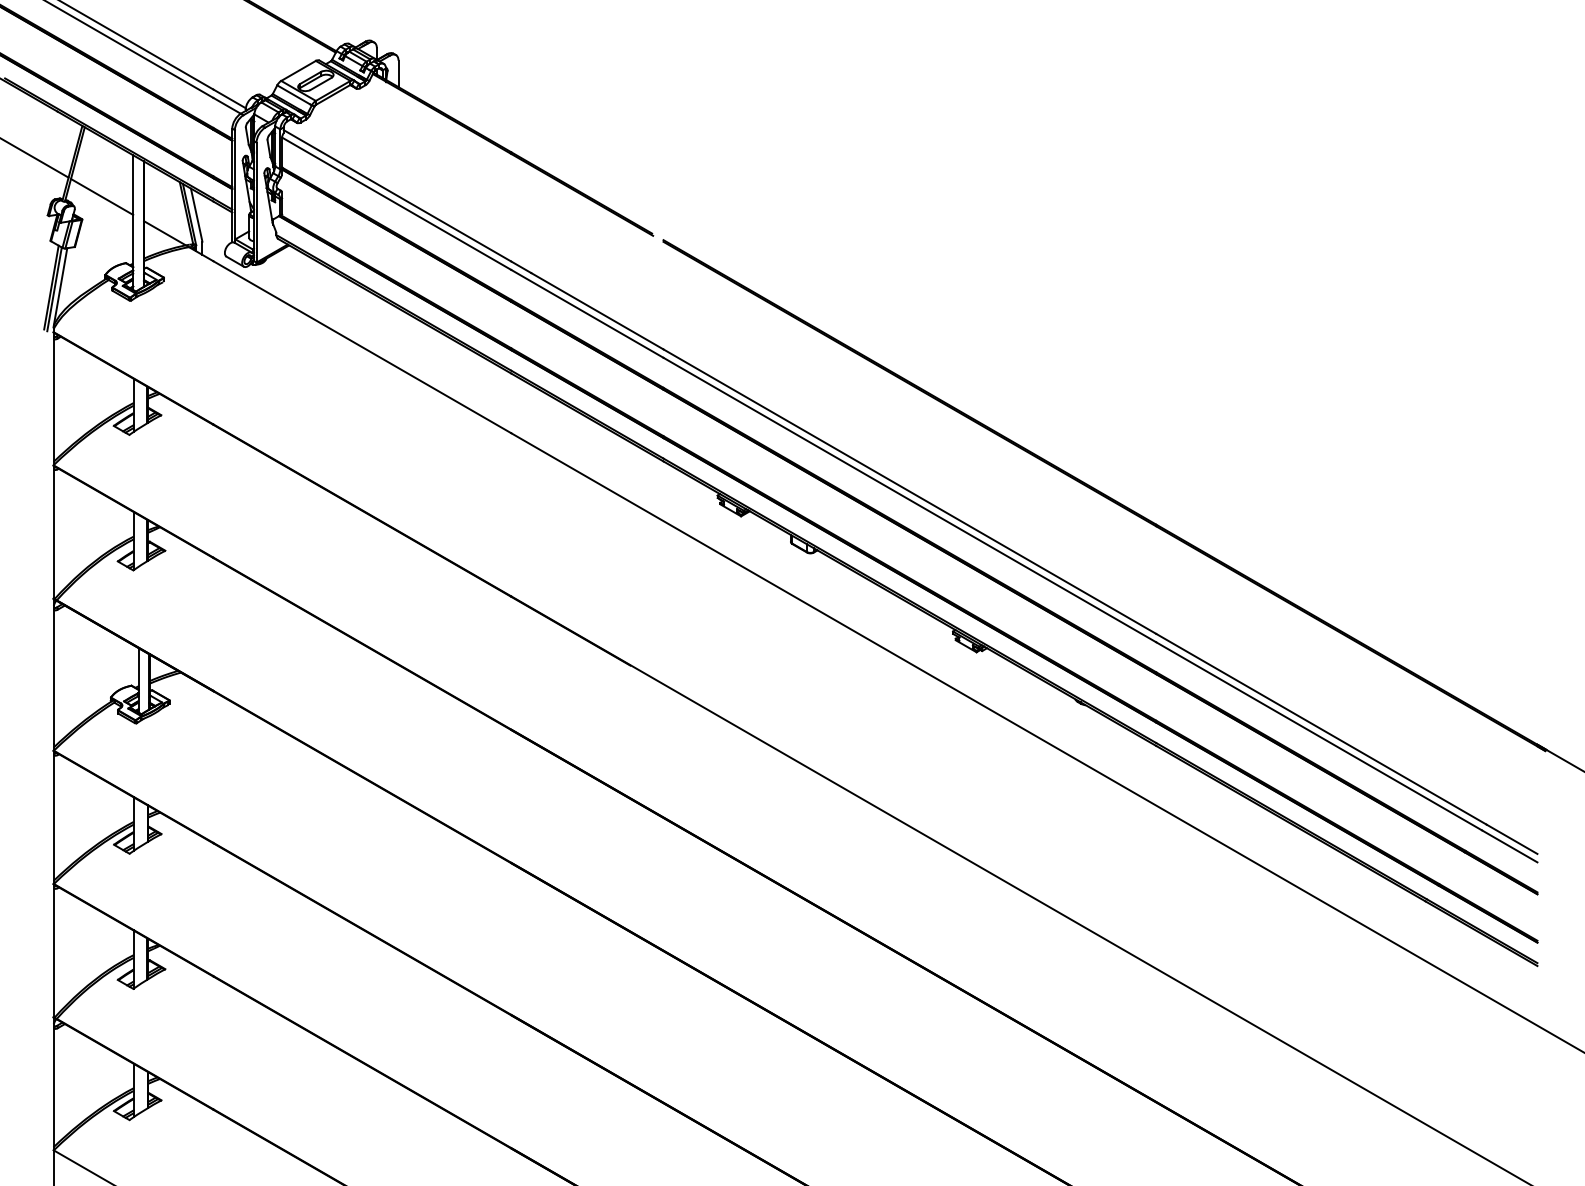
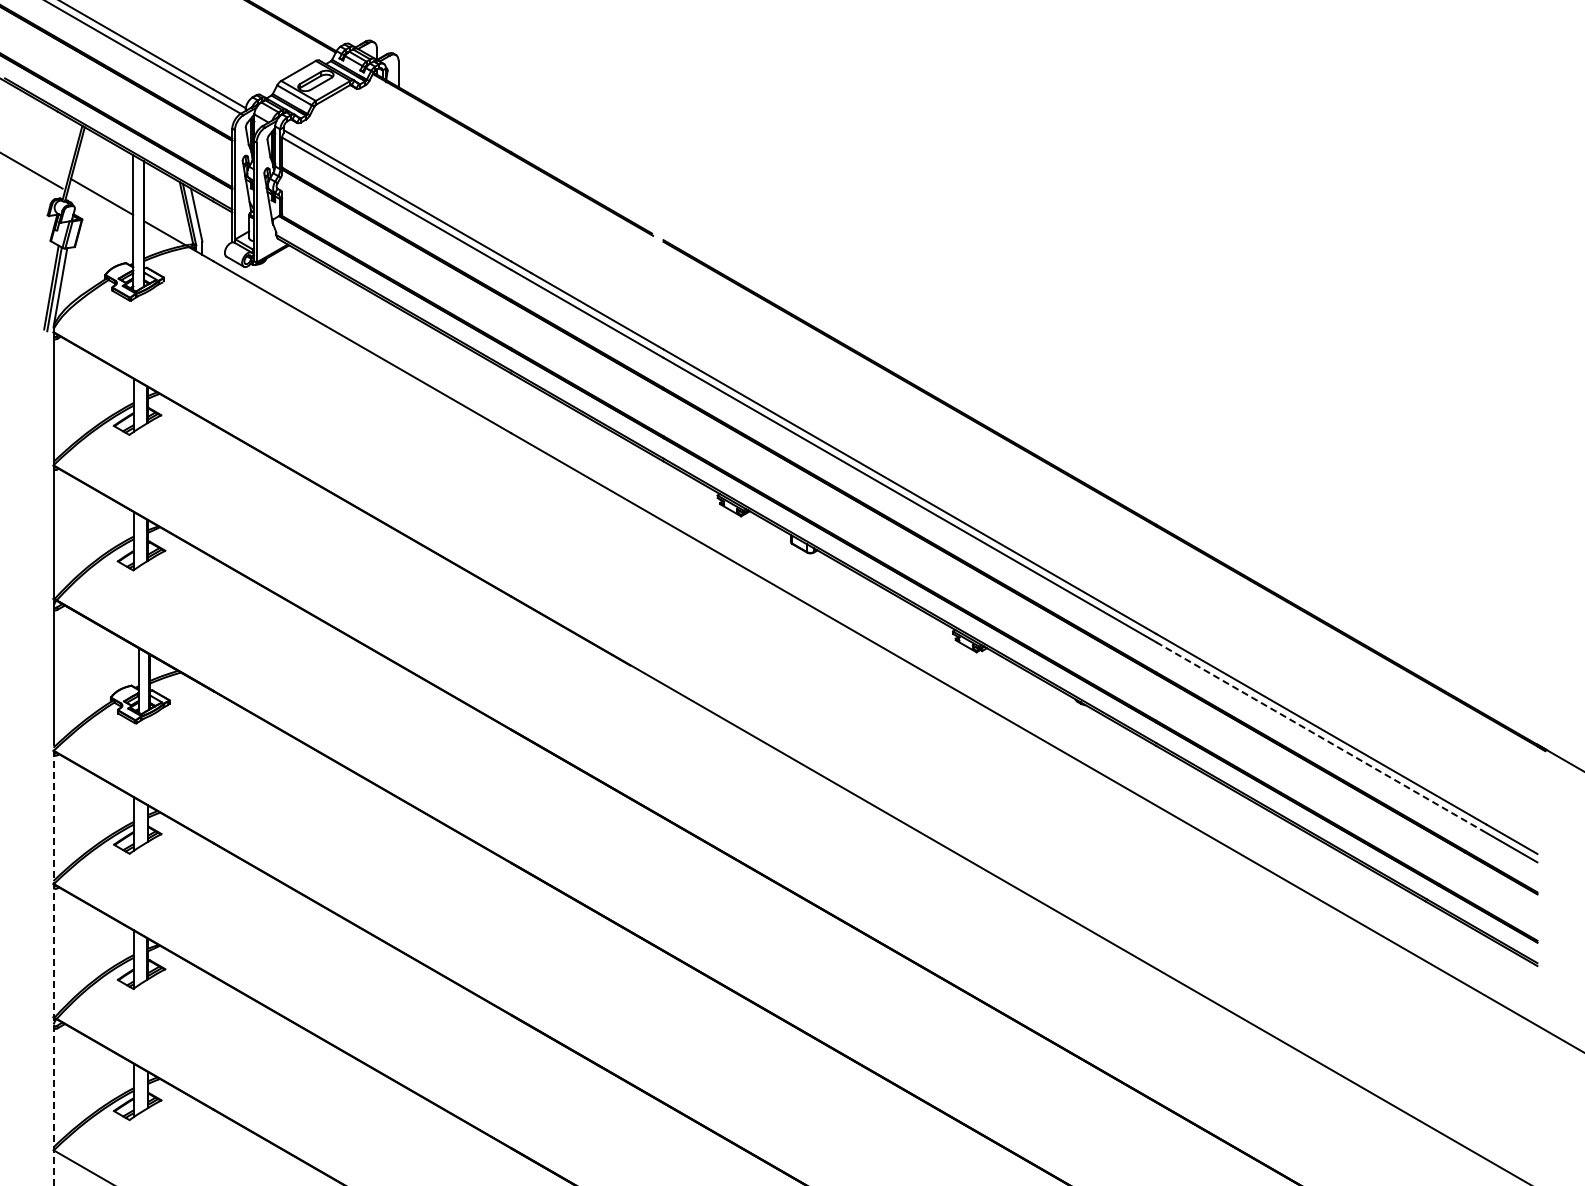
line position: (35, 158) -> (32, 170) (32, 170)
line: solid -> dashed (1319, 736)
line: solid -> dashed (53, 964)
